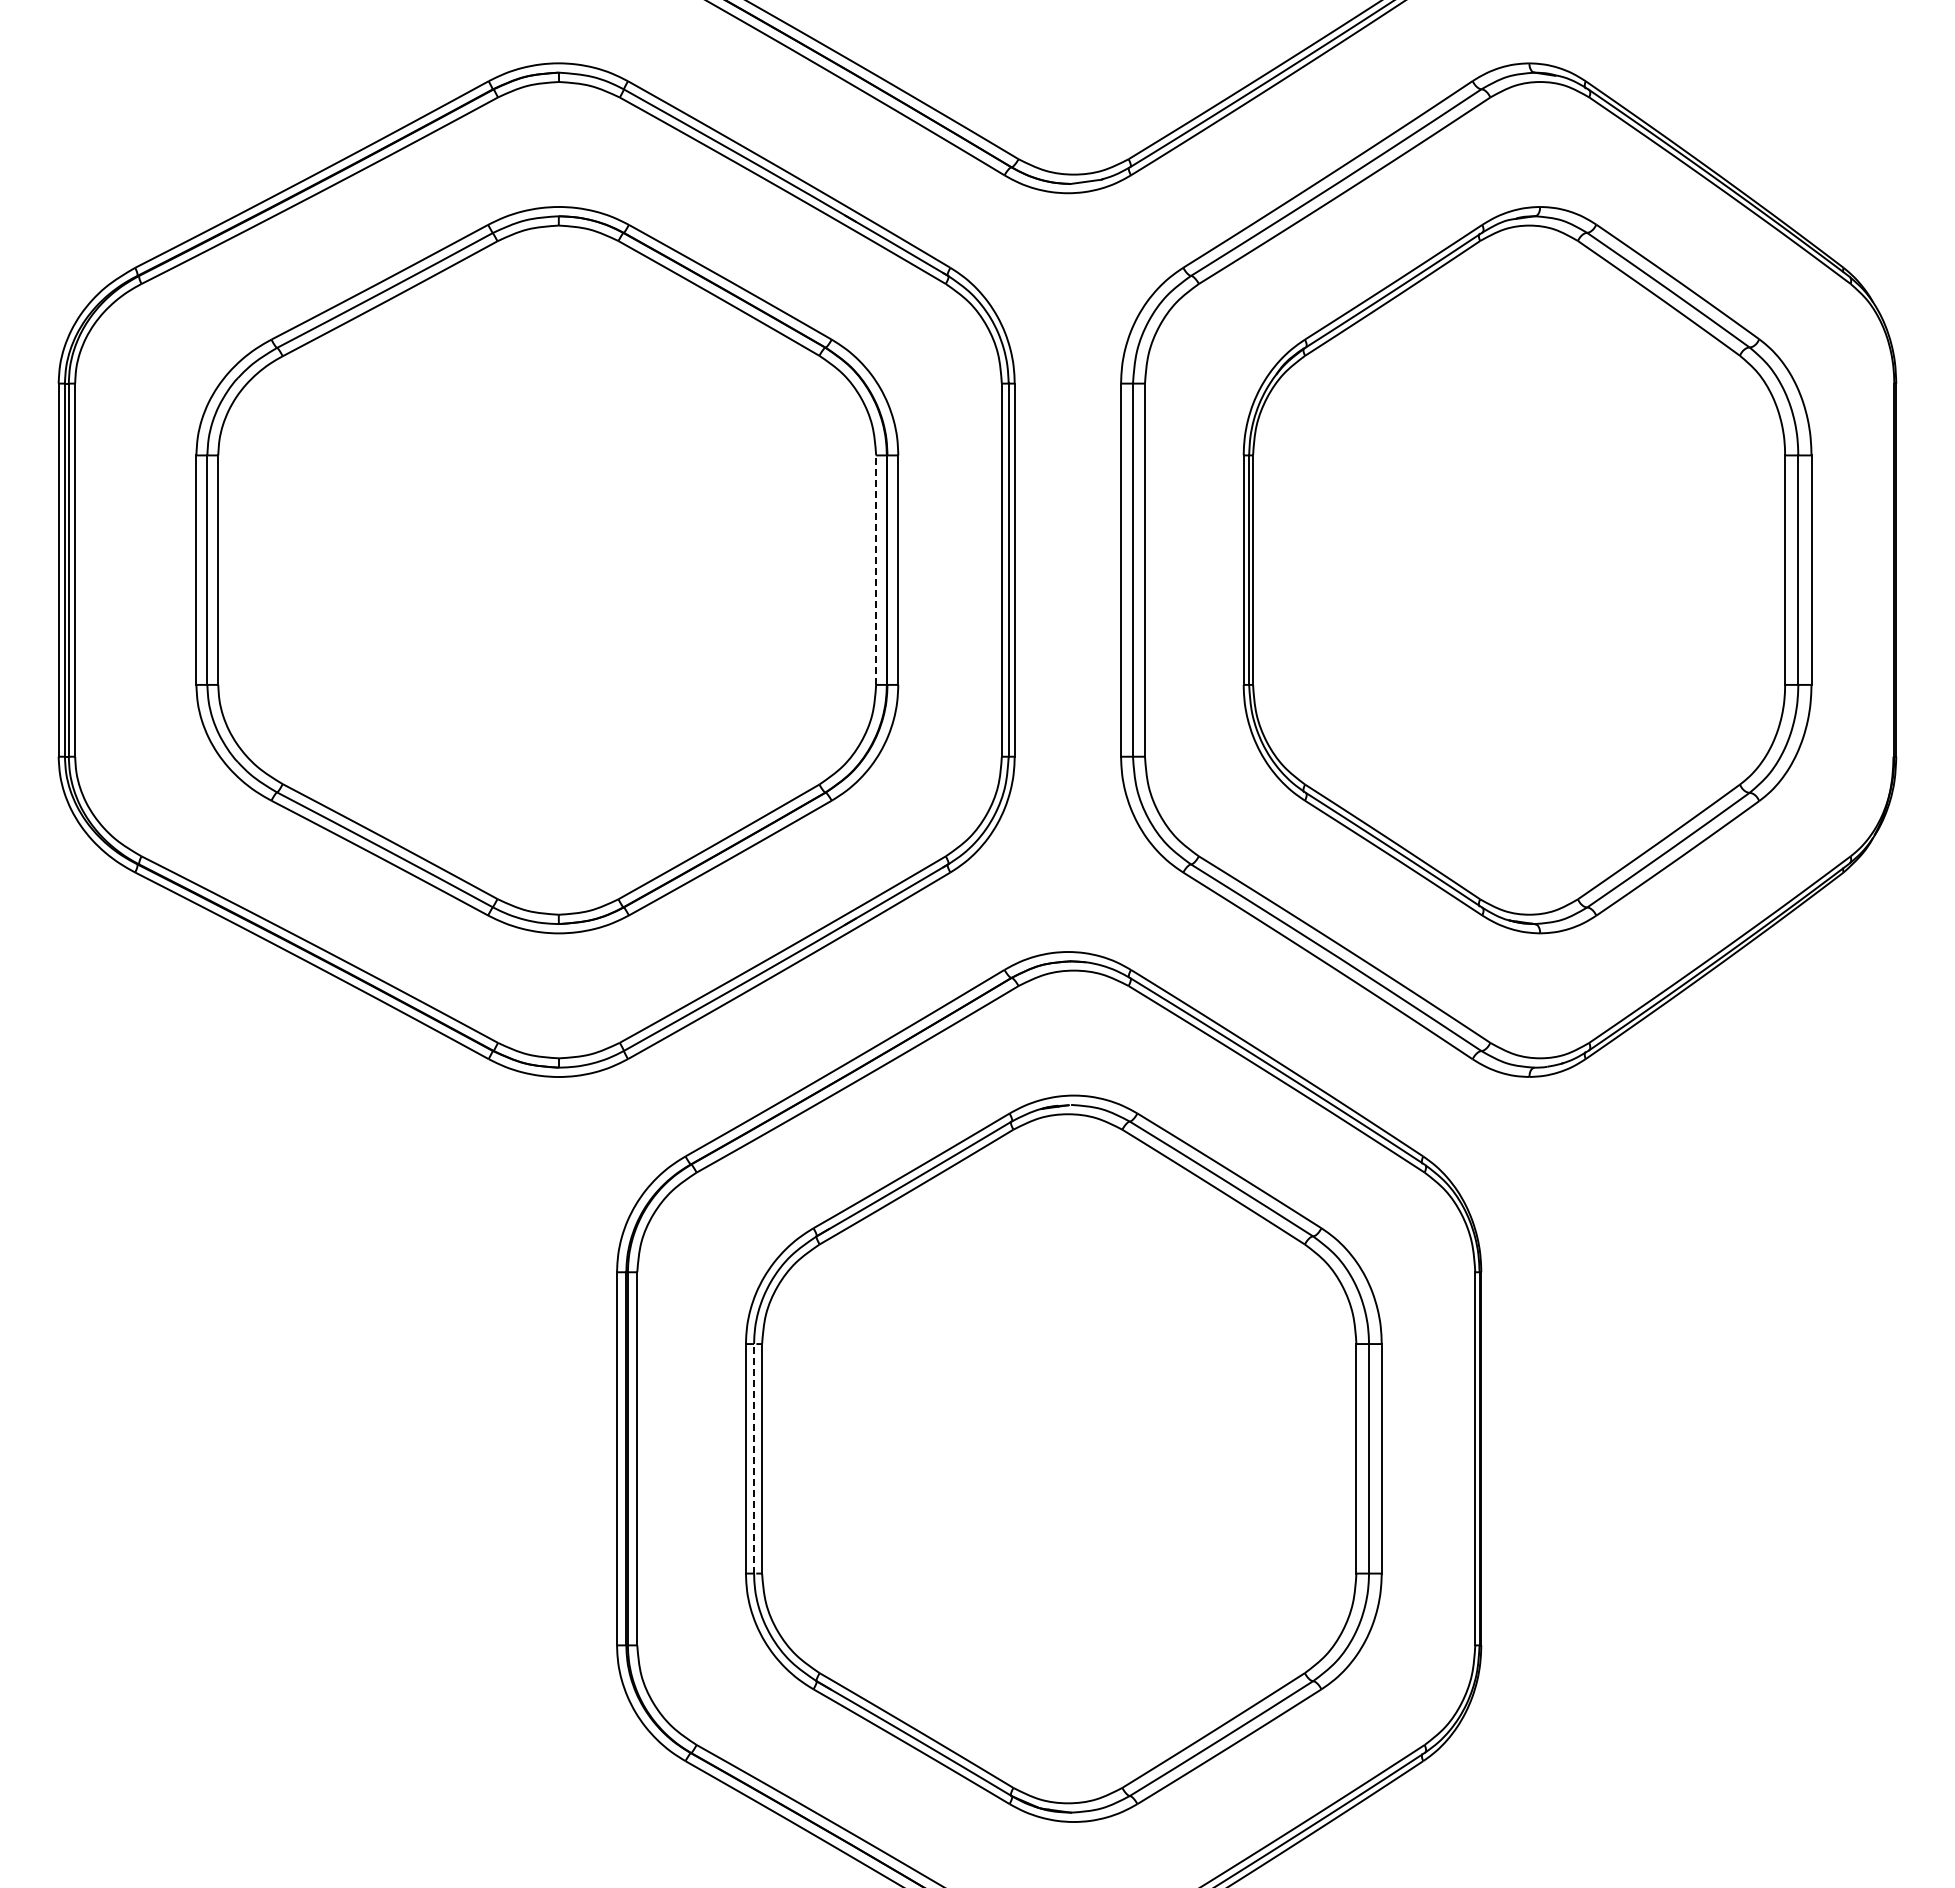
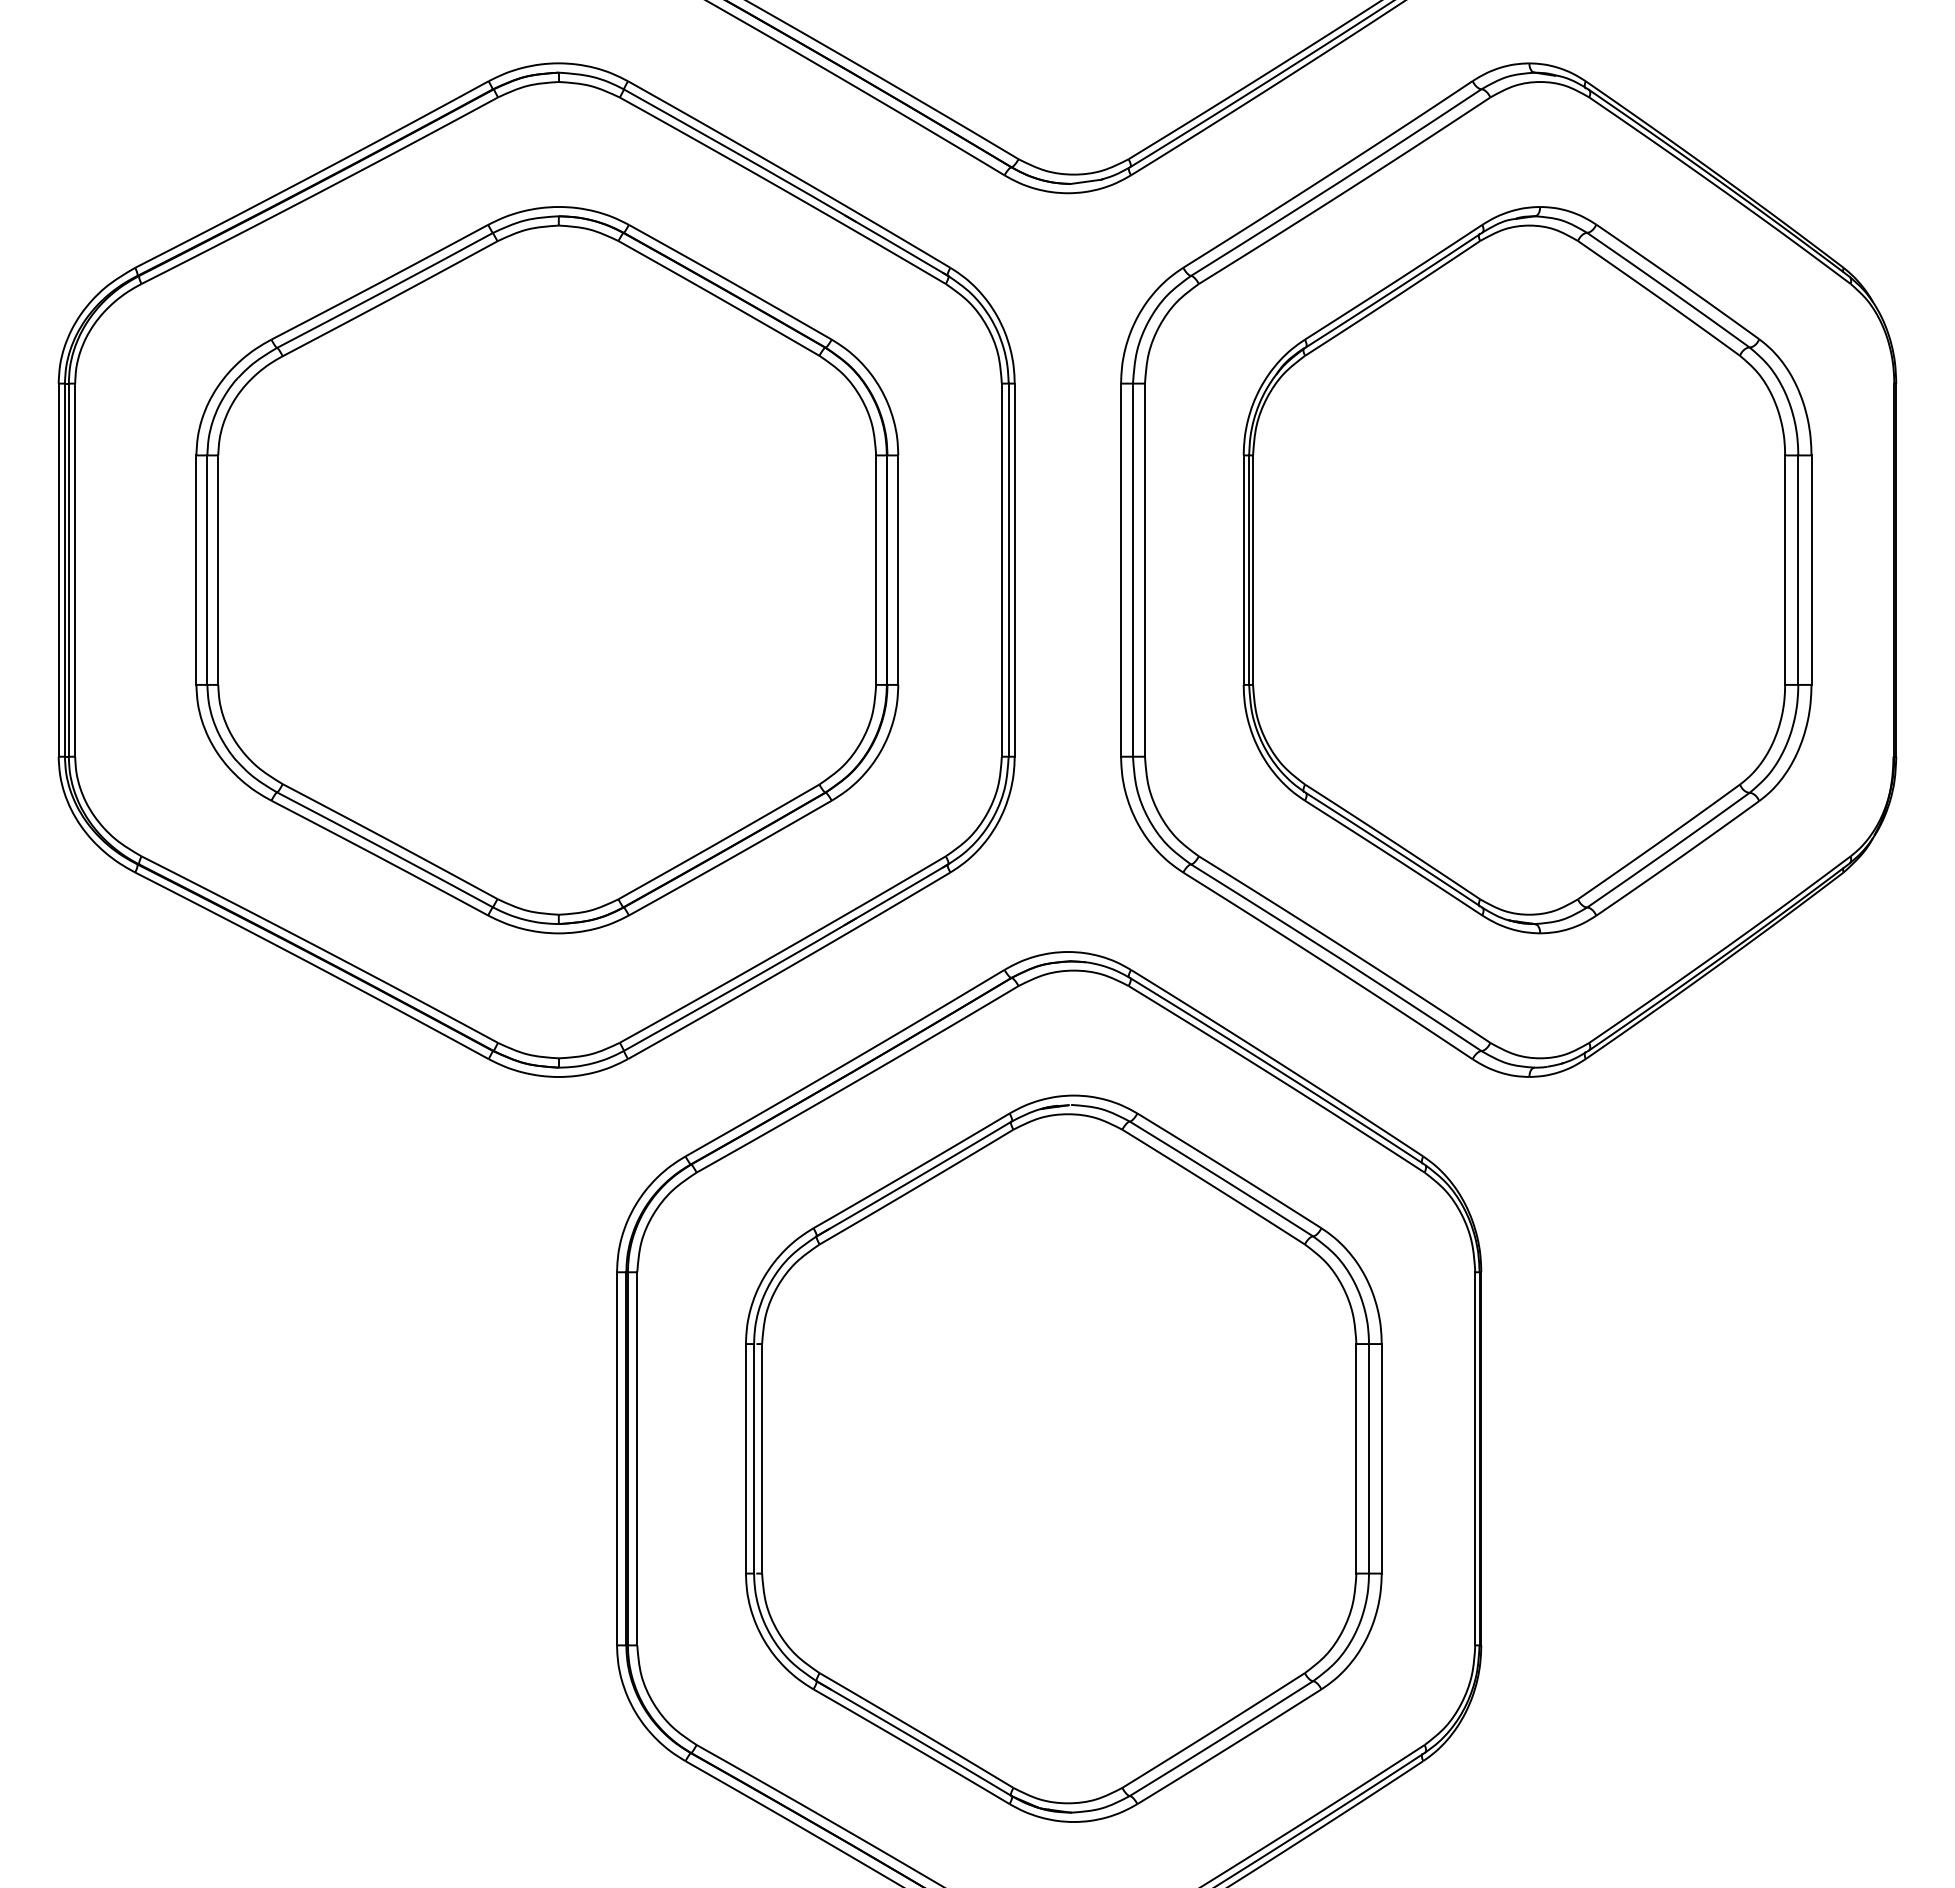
line: dashed -> solid (876, 570)
line: dashed -> solid (754, 1458)
